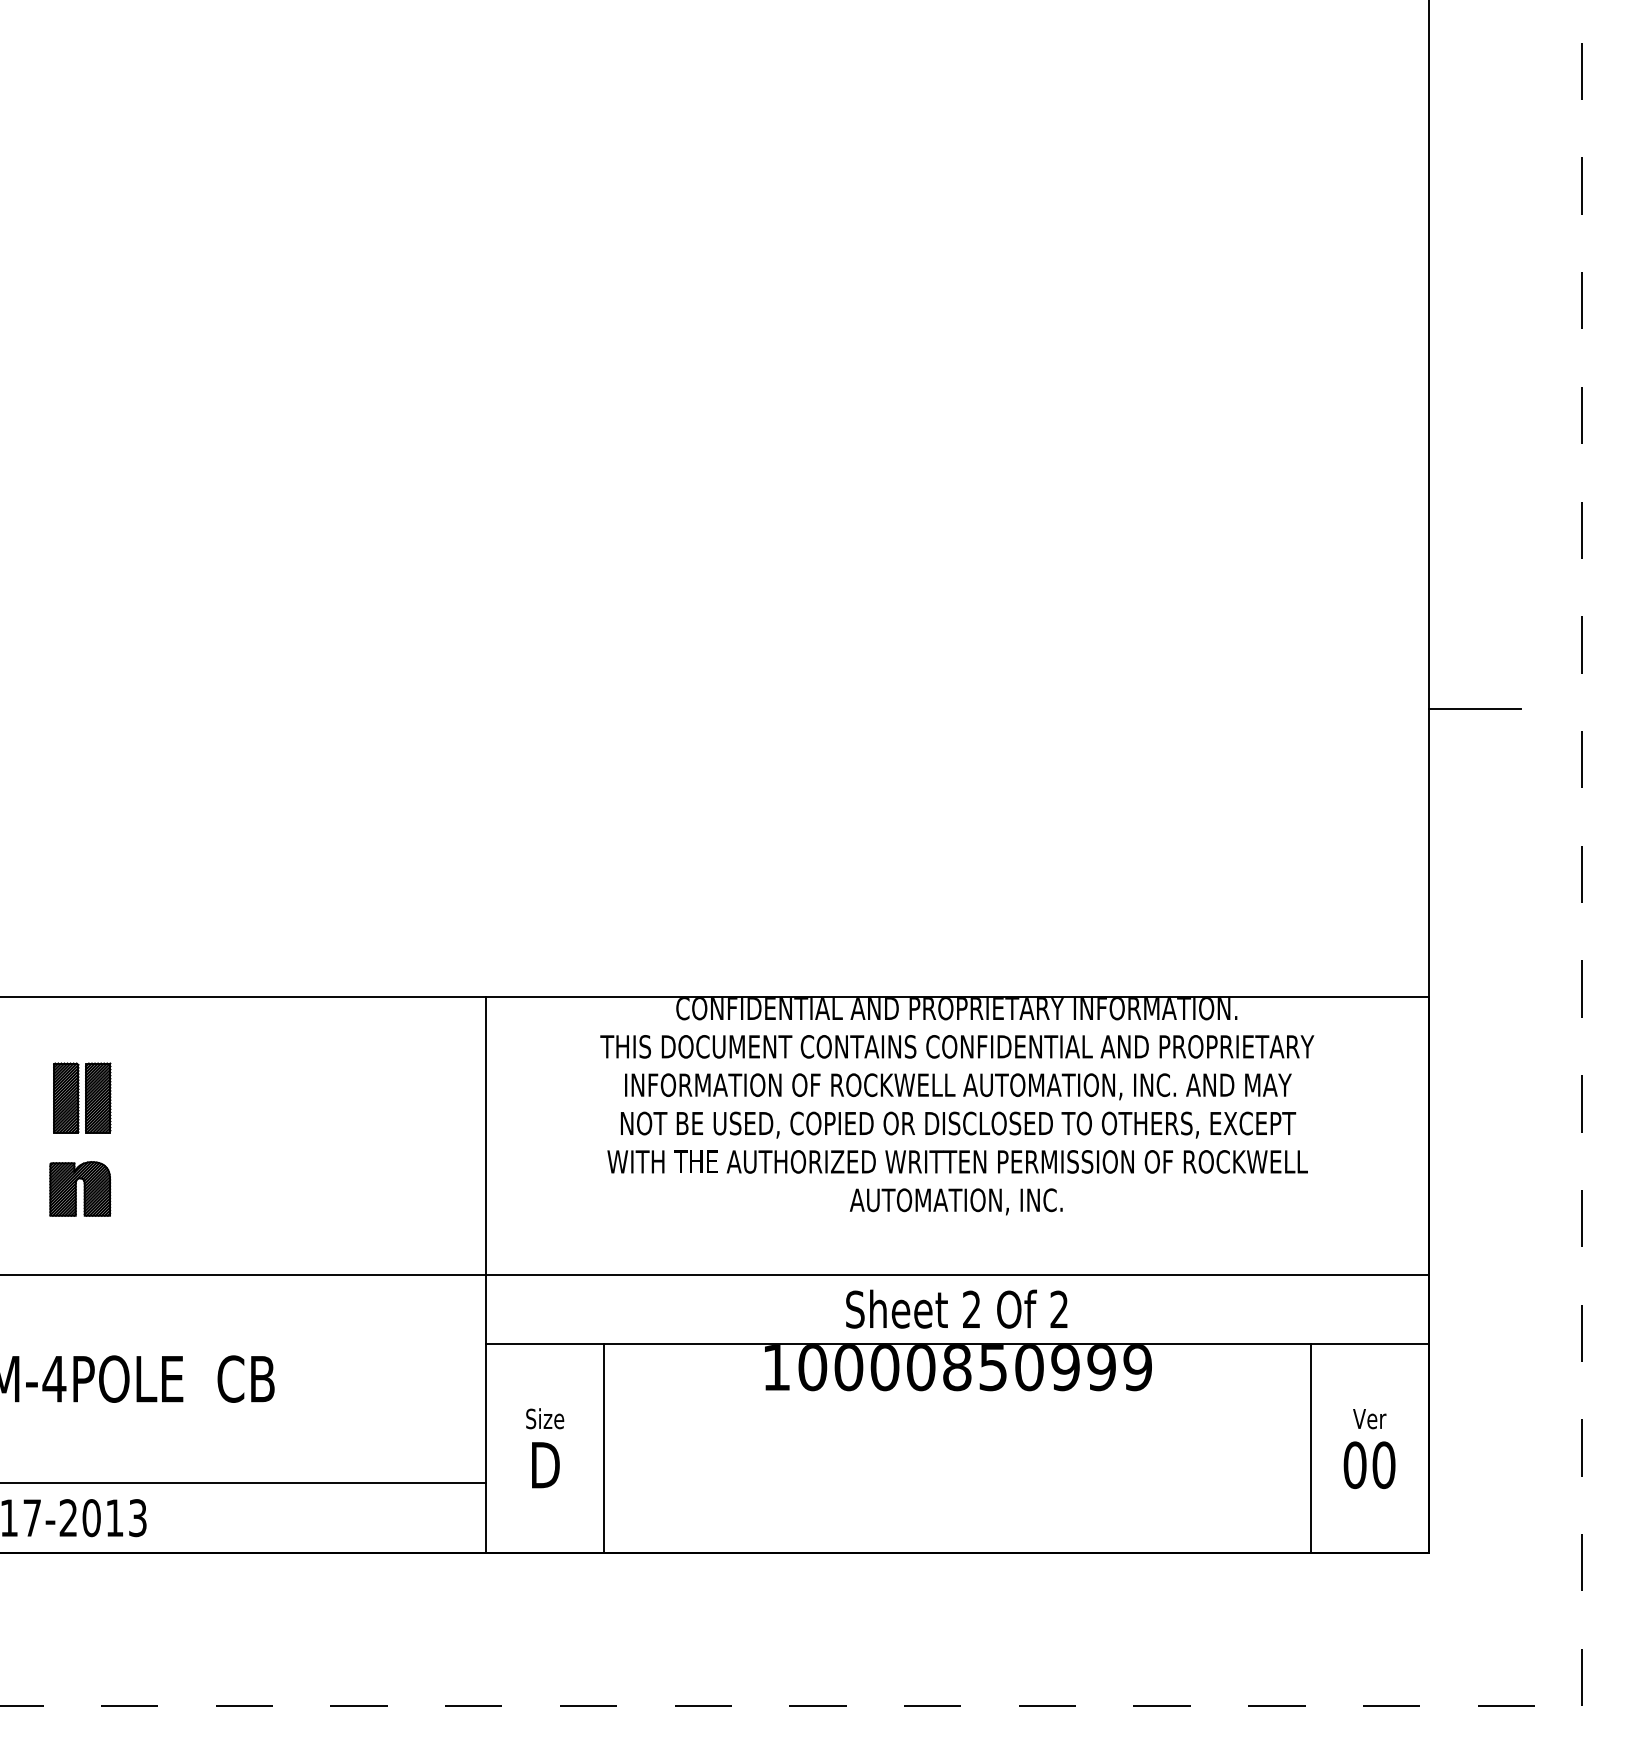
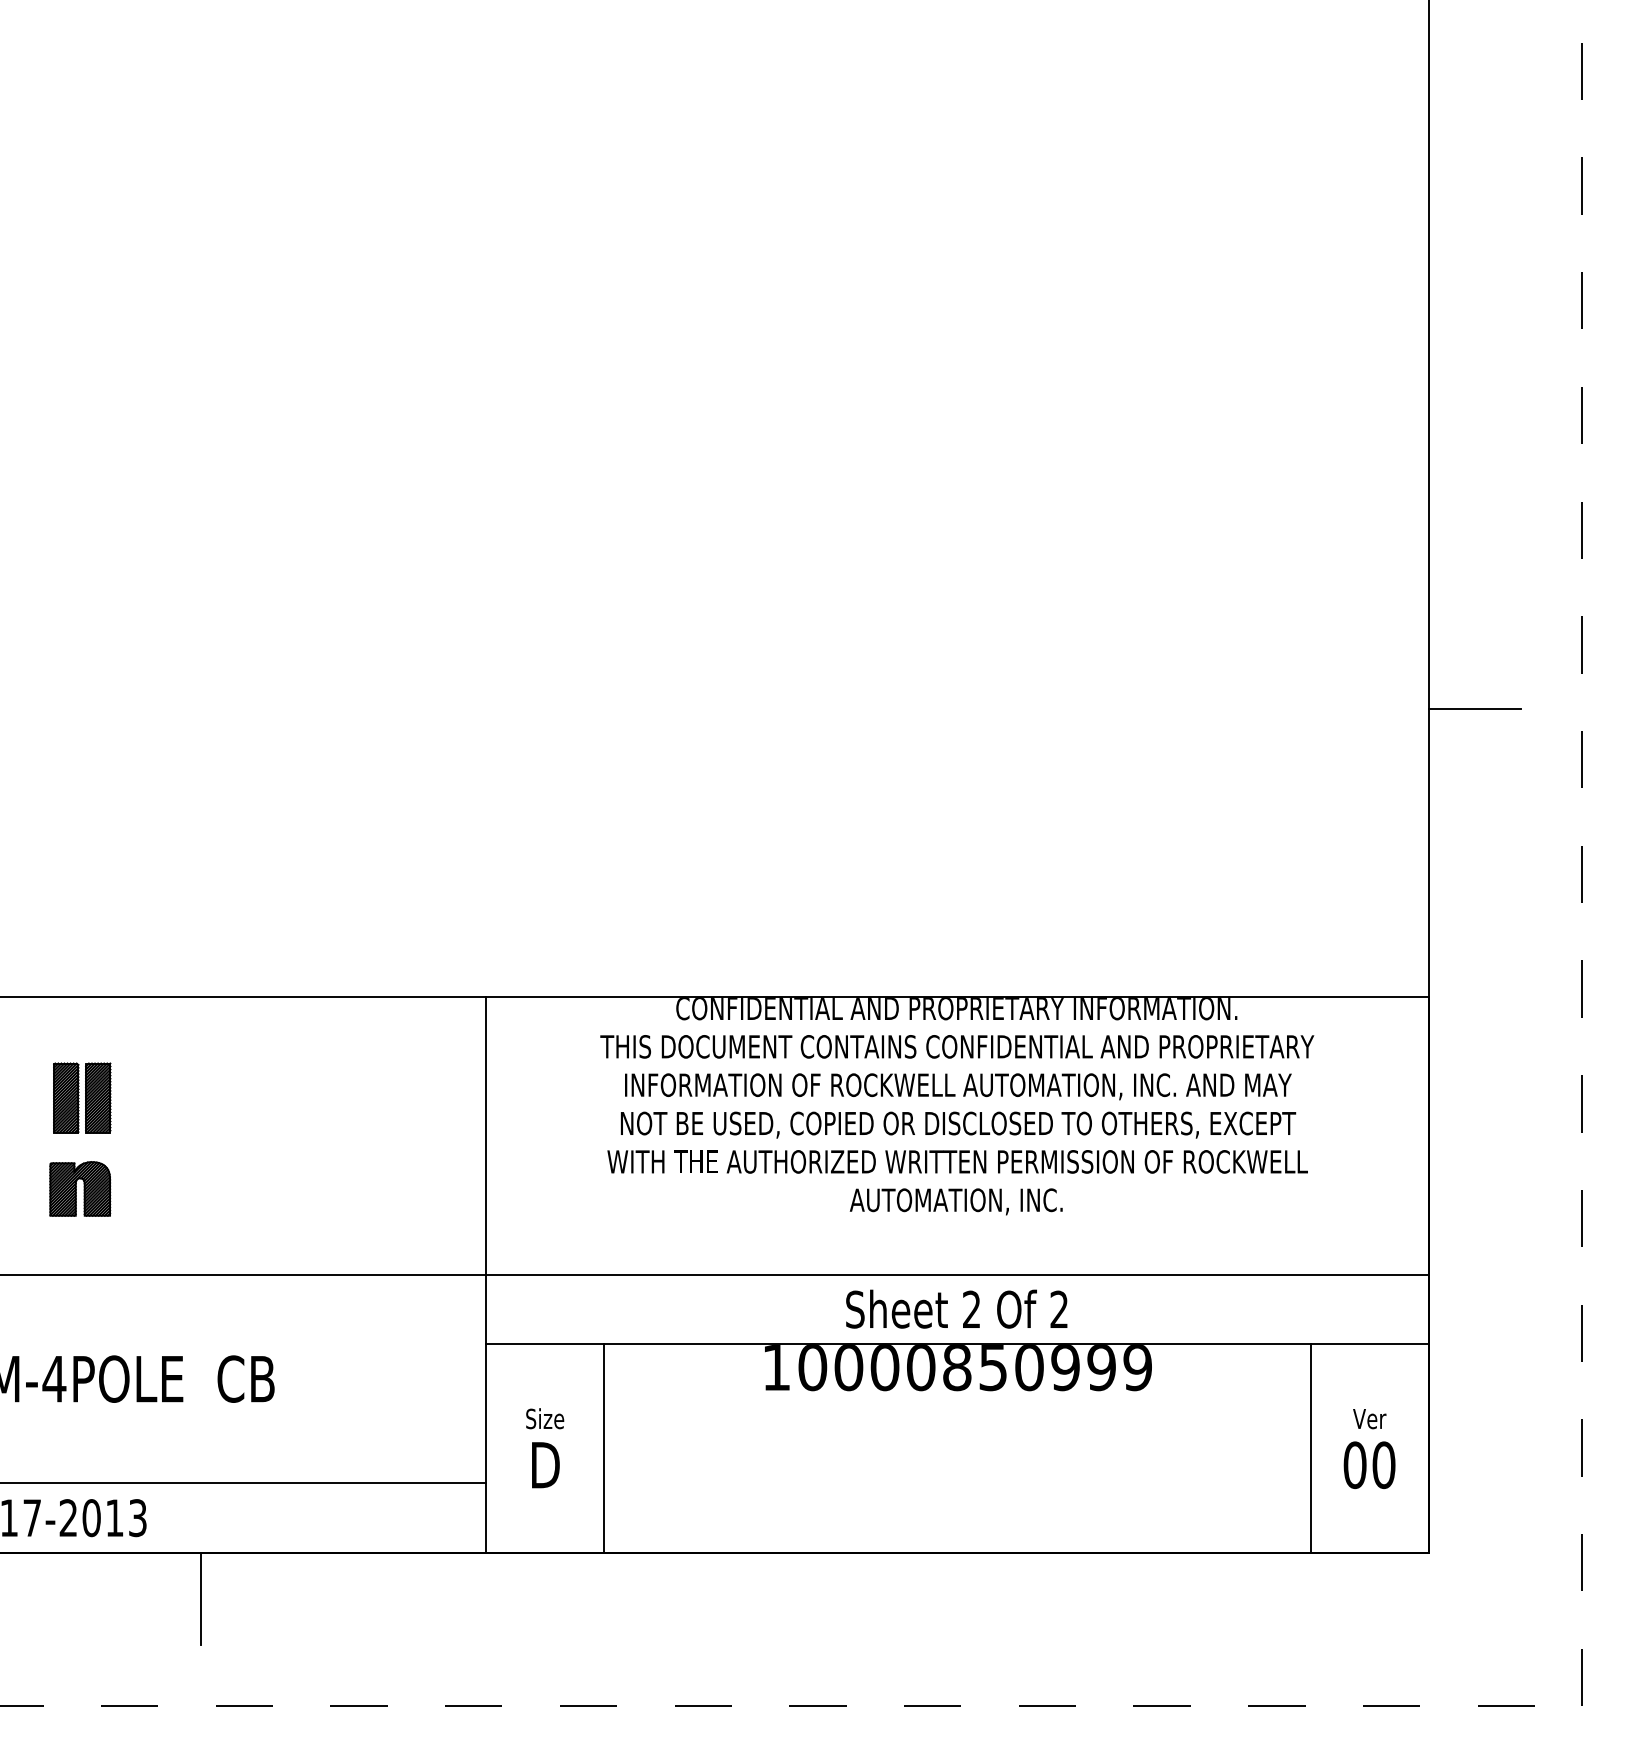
line: none -> present (201, 1598)
